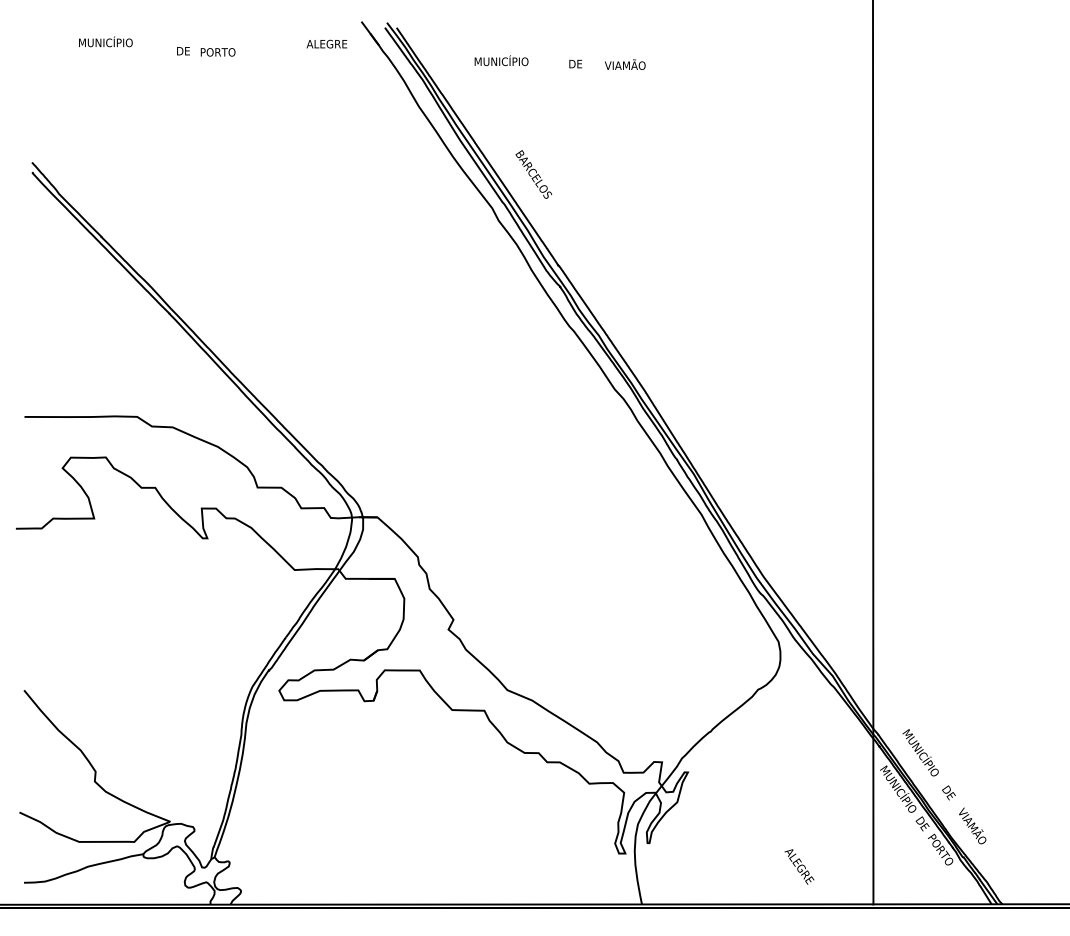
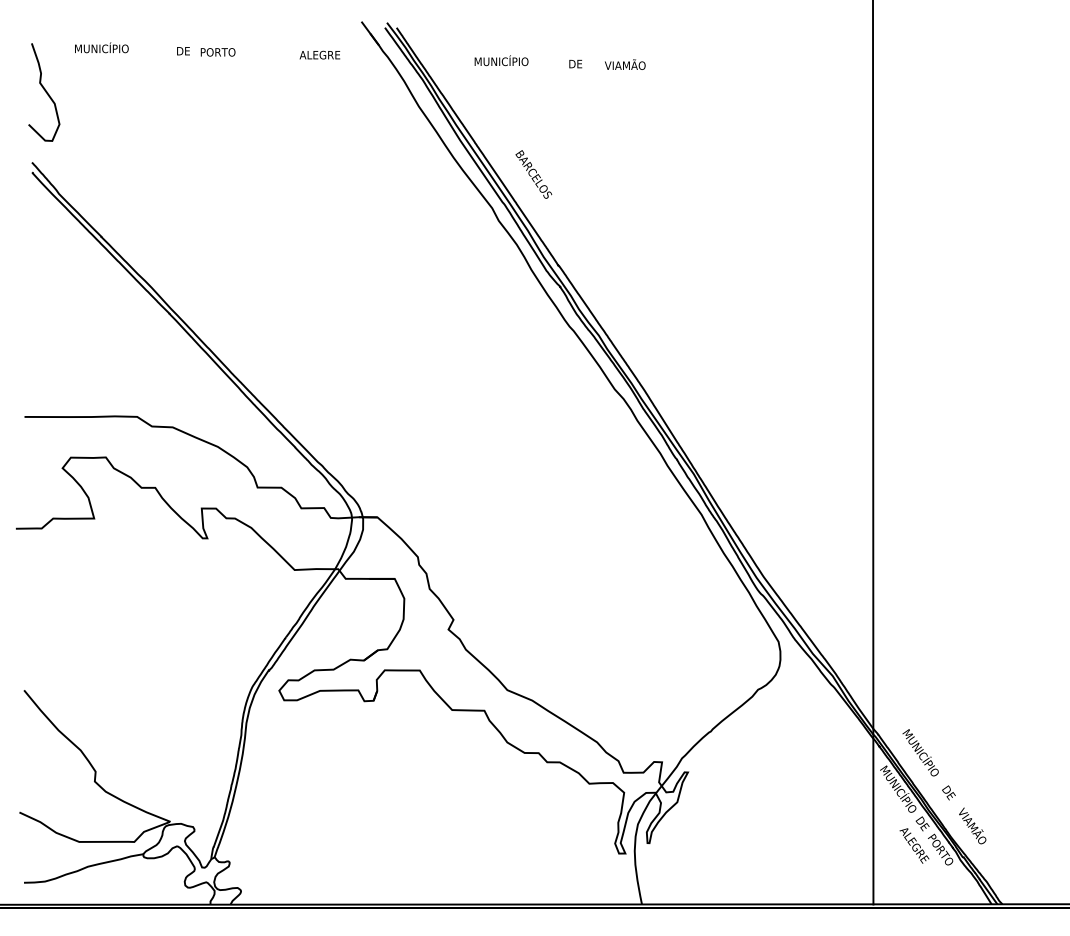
text position: (105, 41) -> (101, 47) (101, 47)
text position: (326, 43) -> (319, 54) (319, 54)
curve: none -> present (44, 91)
text position: (799, 866) -> (914, 845) (914, 845)
